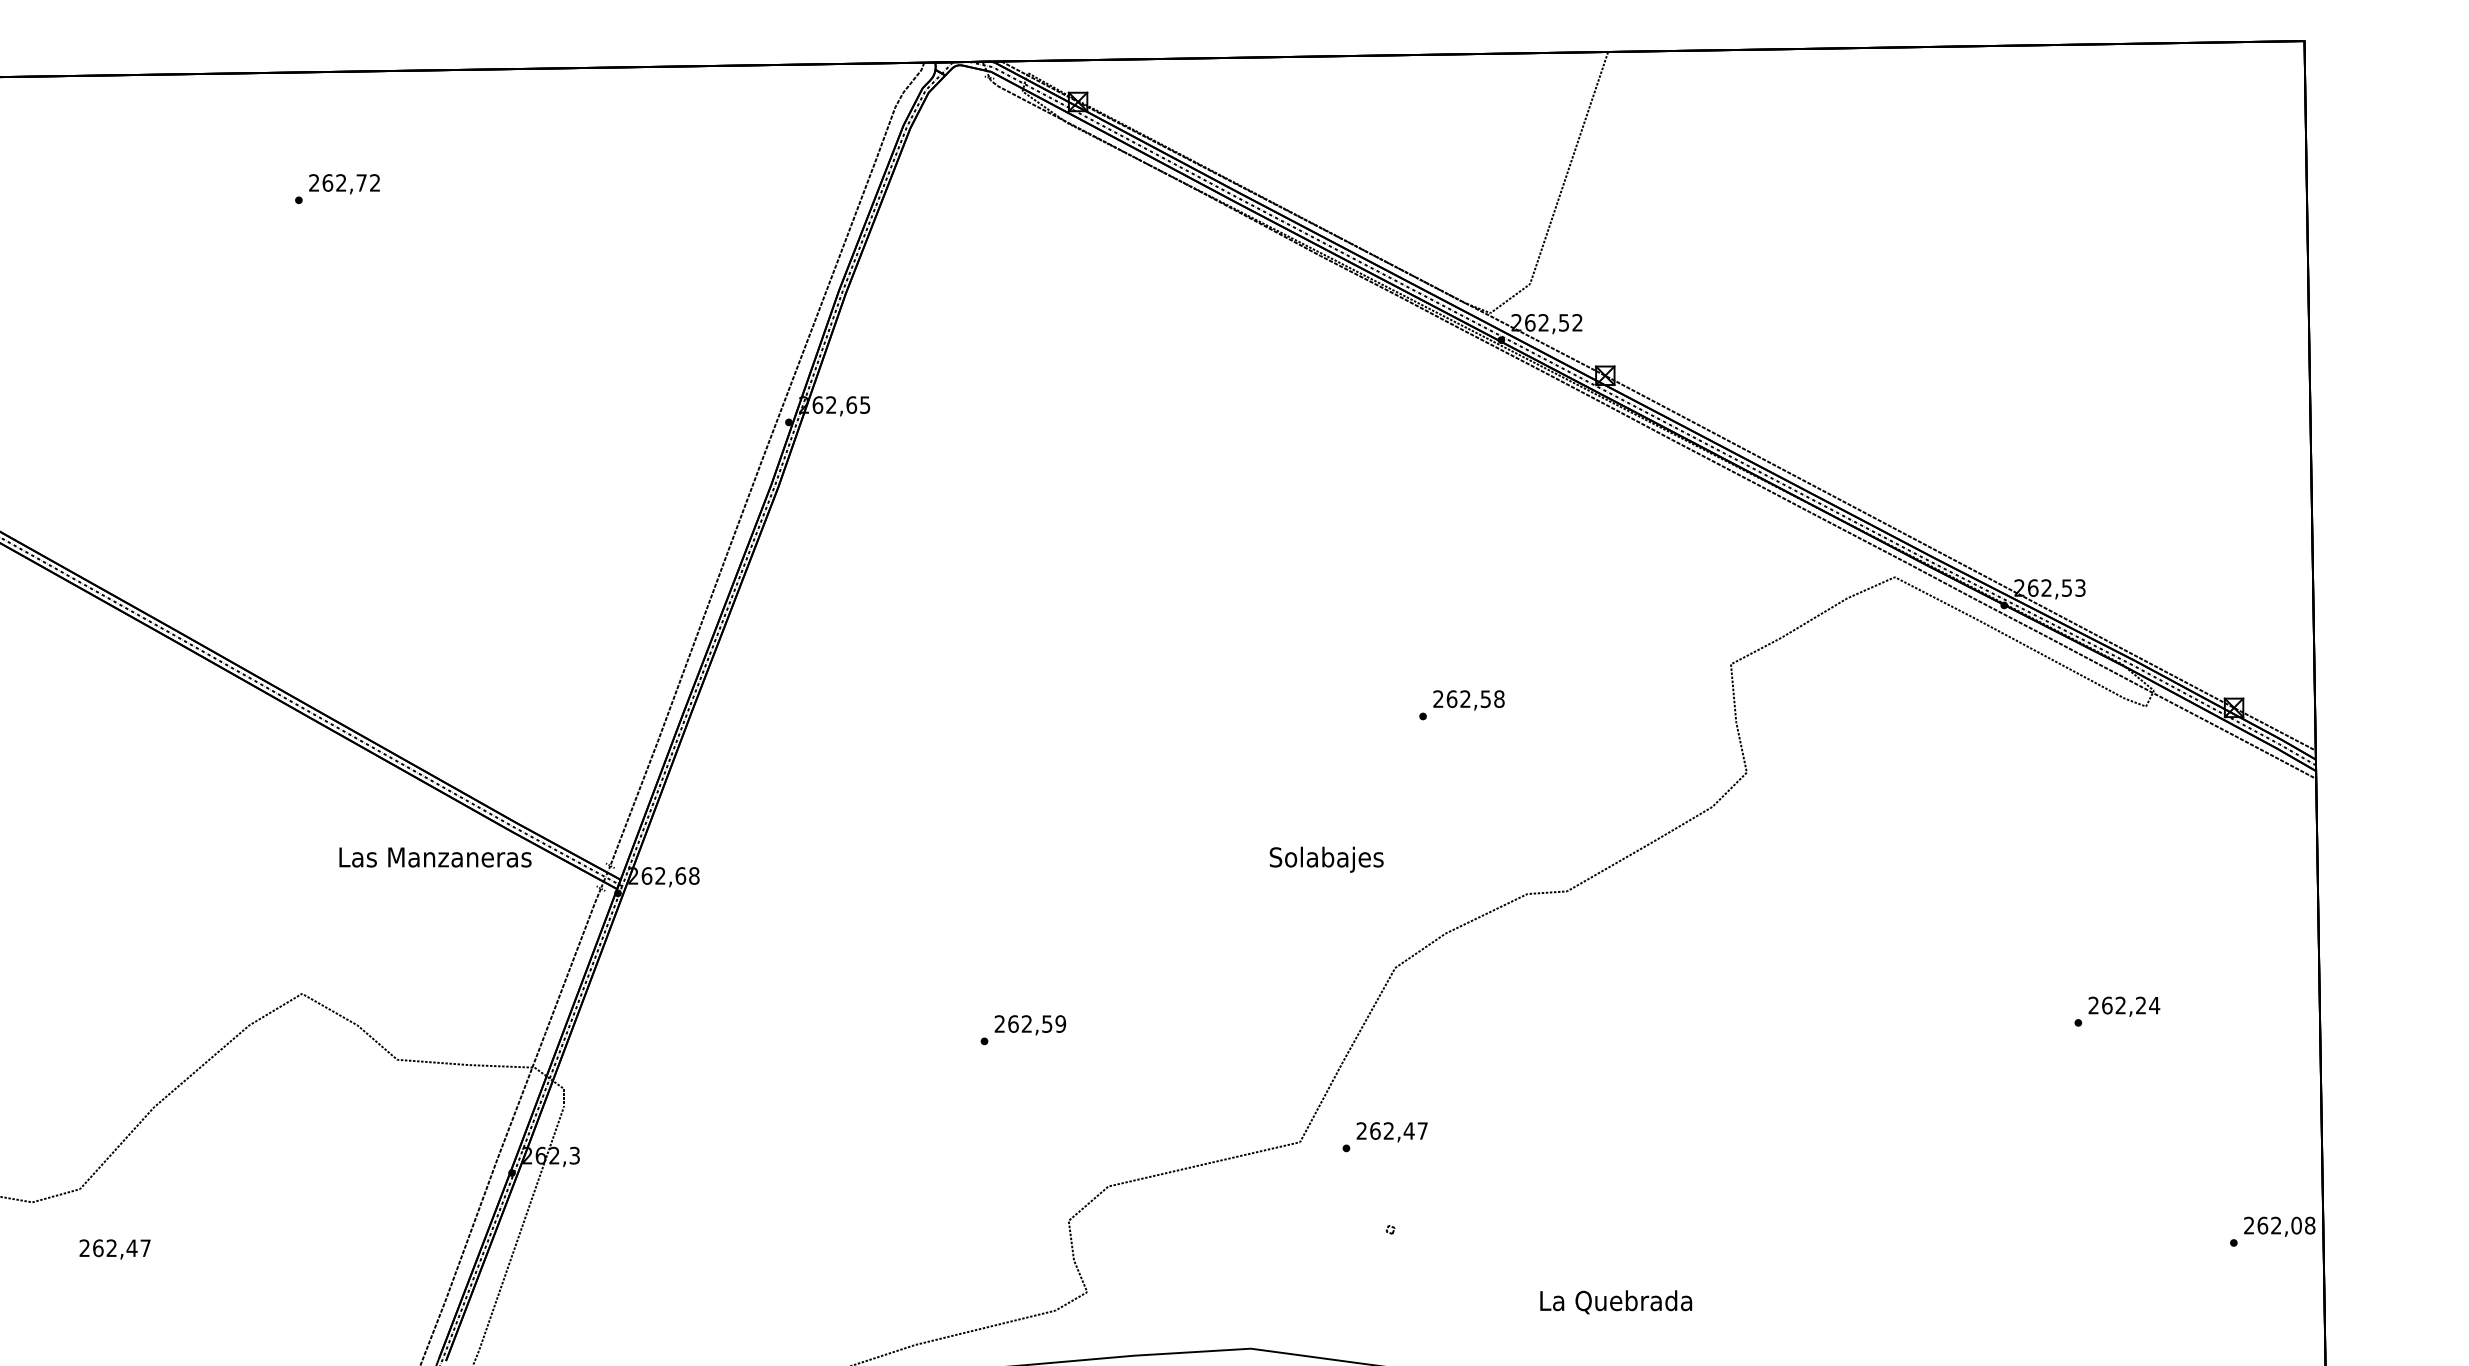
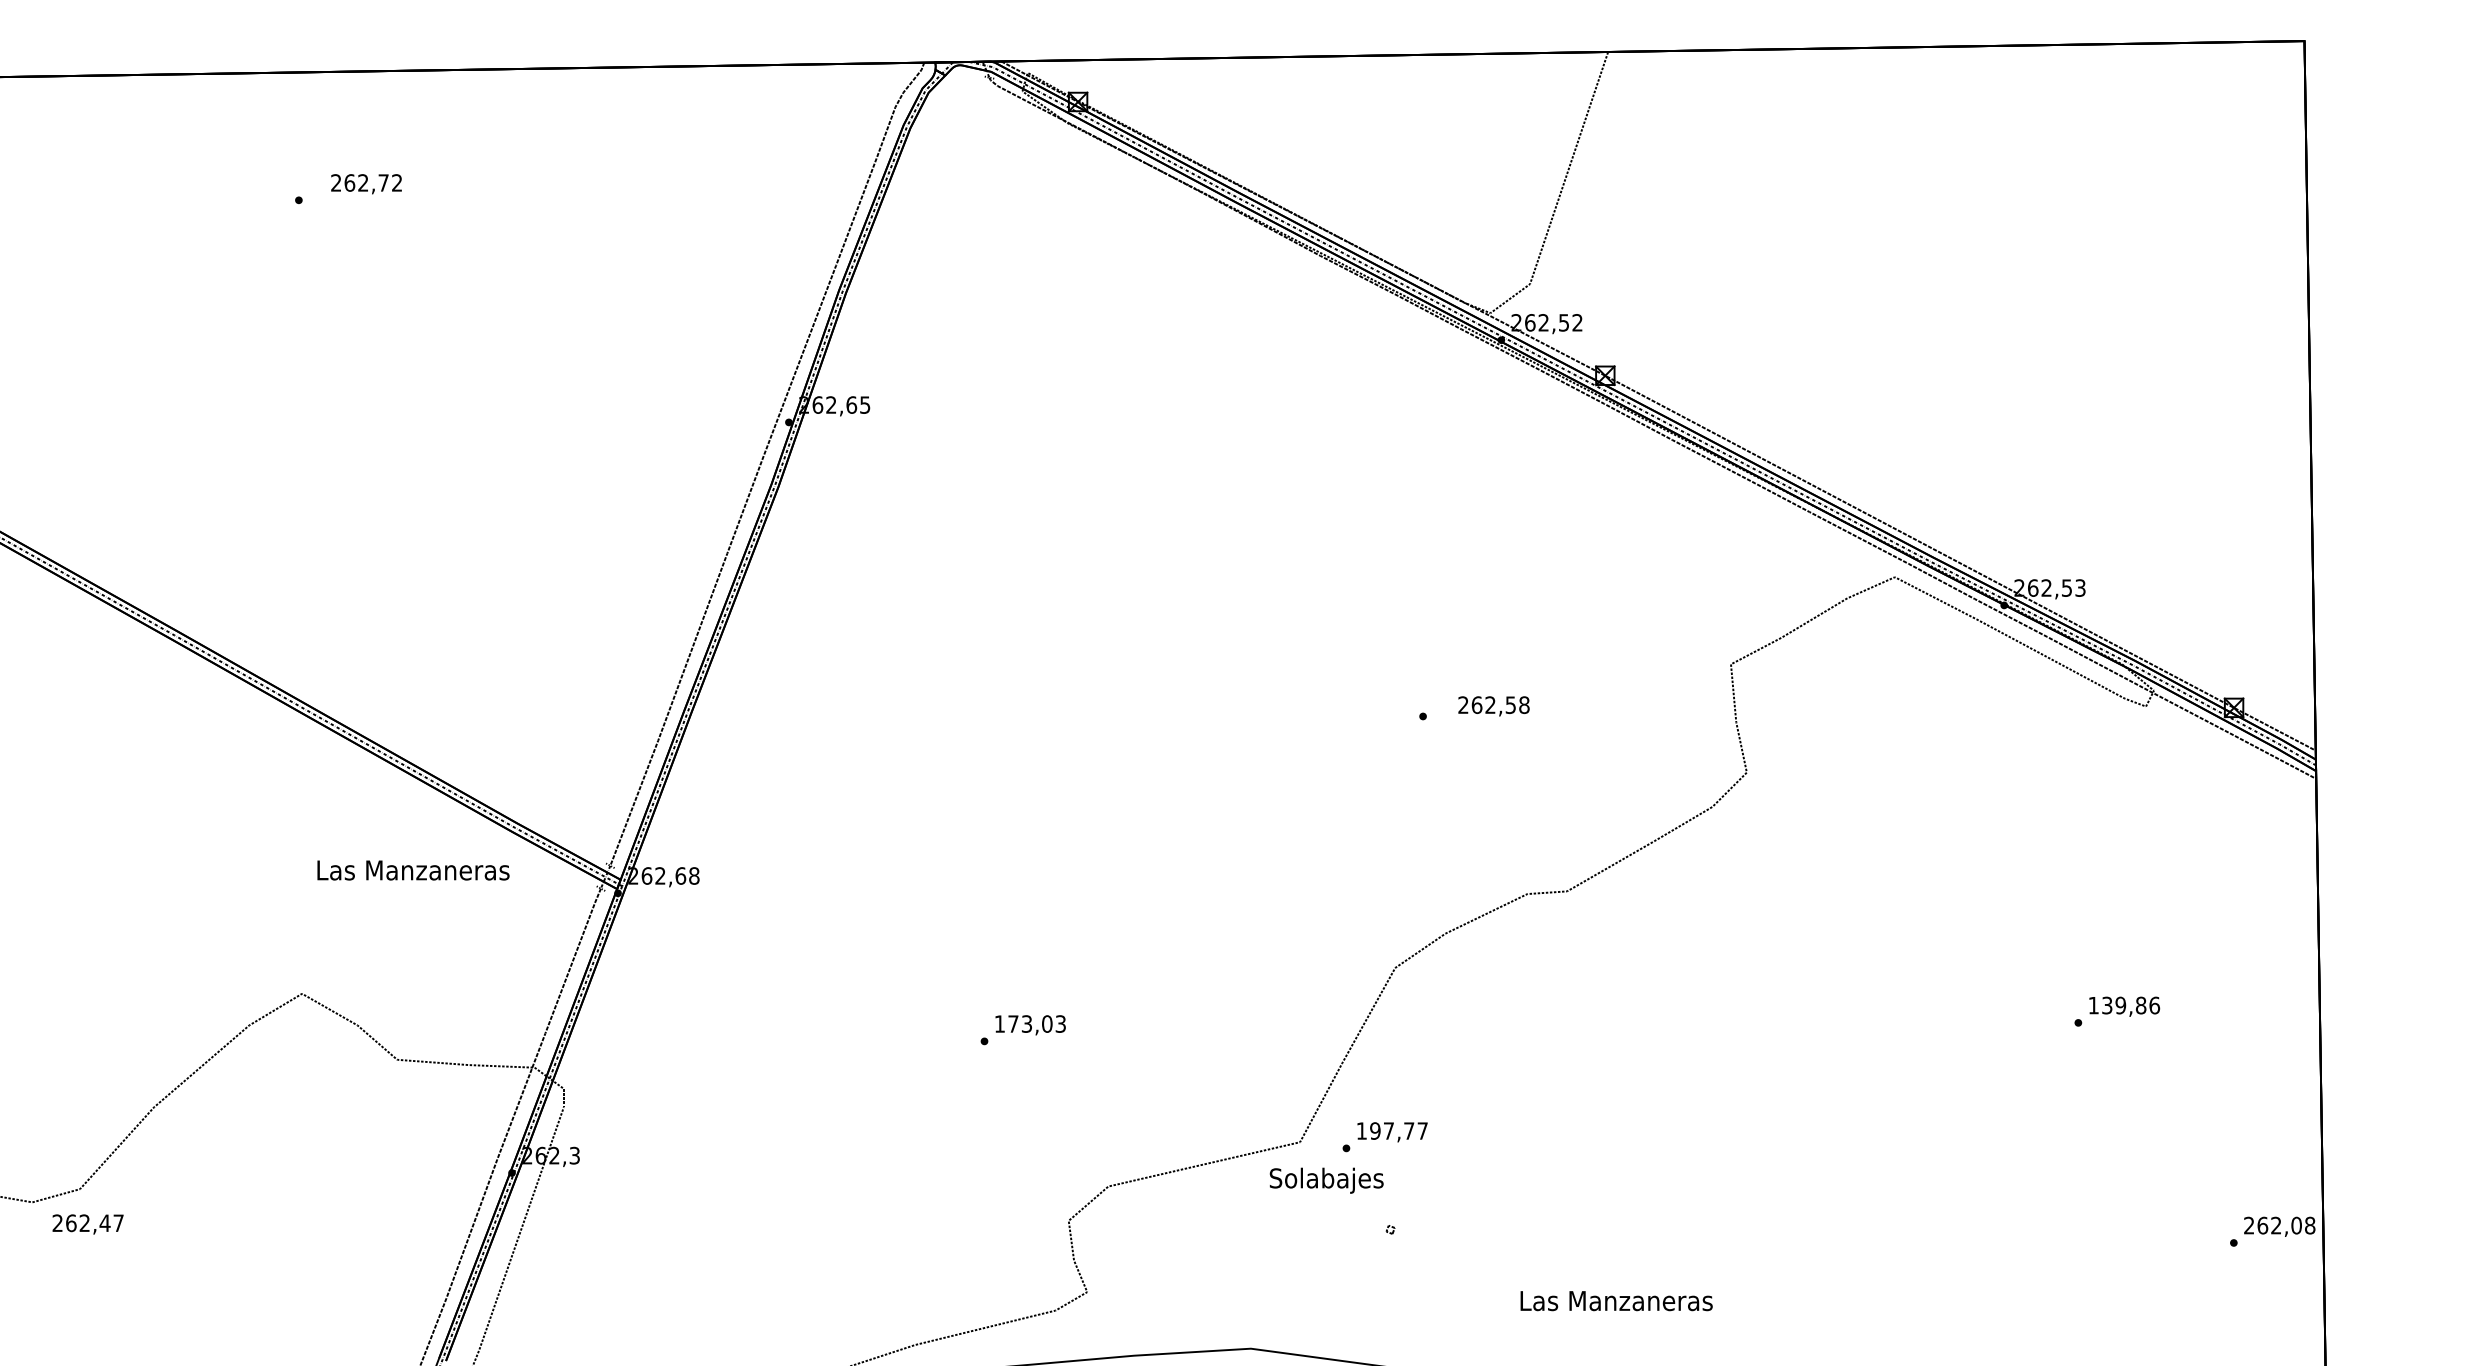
text position: (344, 184) -> (366, 184) (366, 184)
text position: (1468, 700) -> (1493, 706) (1493, 706)
text position: (435, 857) -> (413, 870) (413, 870)
text position: (1326, 859) -> (1326, 1180) (1326, 1180)
text: 262,24 -> 139,86 (2124, 1005)
text: 262,59 -> 173,03 (1030, 1023)
text: 262,47 -> 197,77 (1385, 1130)
text position: (114, 1249) -> (87, 1224) (87, 1224)
text: La Quebrada -> Las Manzaneras (1616, 1302)
